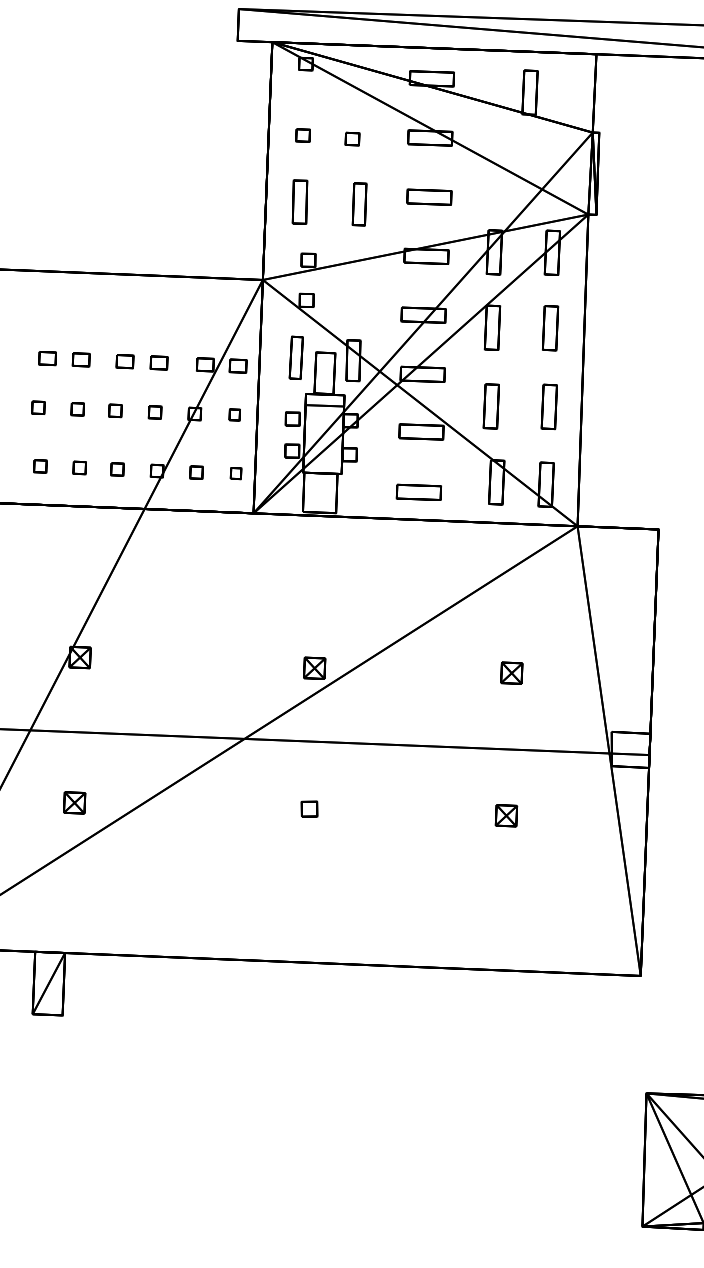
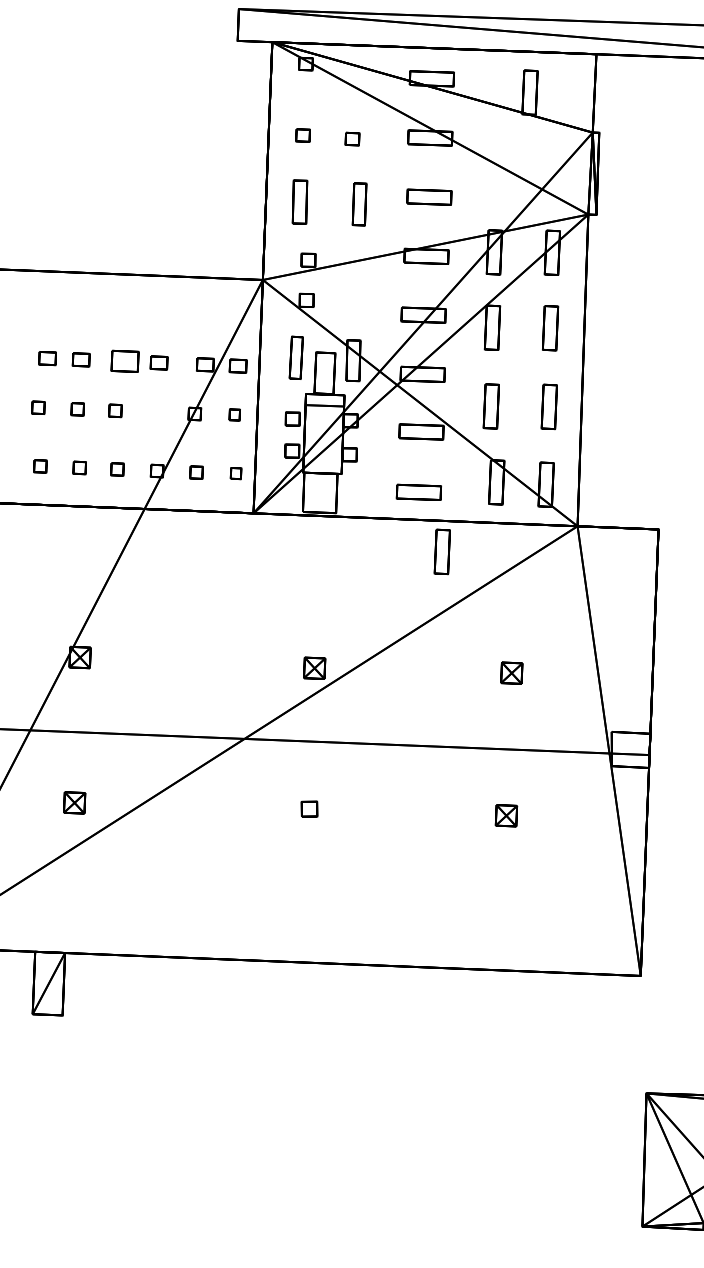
part size: 20x16 px -> 30x24 px (124, 360)
part: present -> none (154, 412)
part: none -> present (441, 551)
